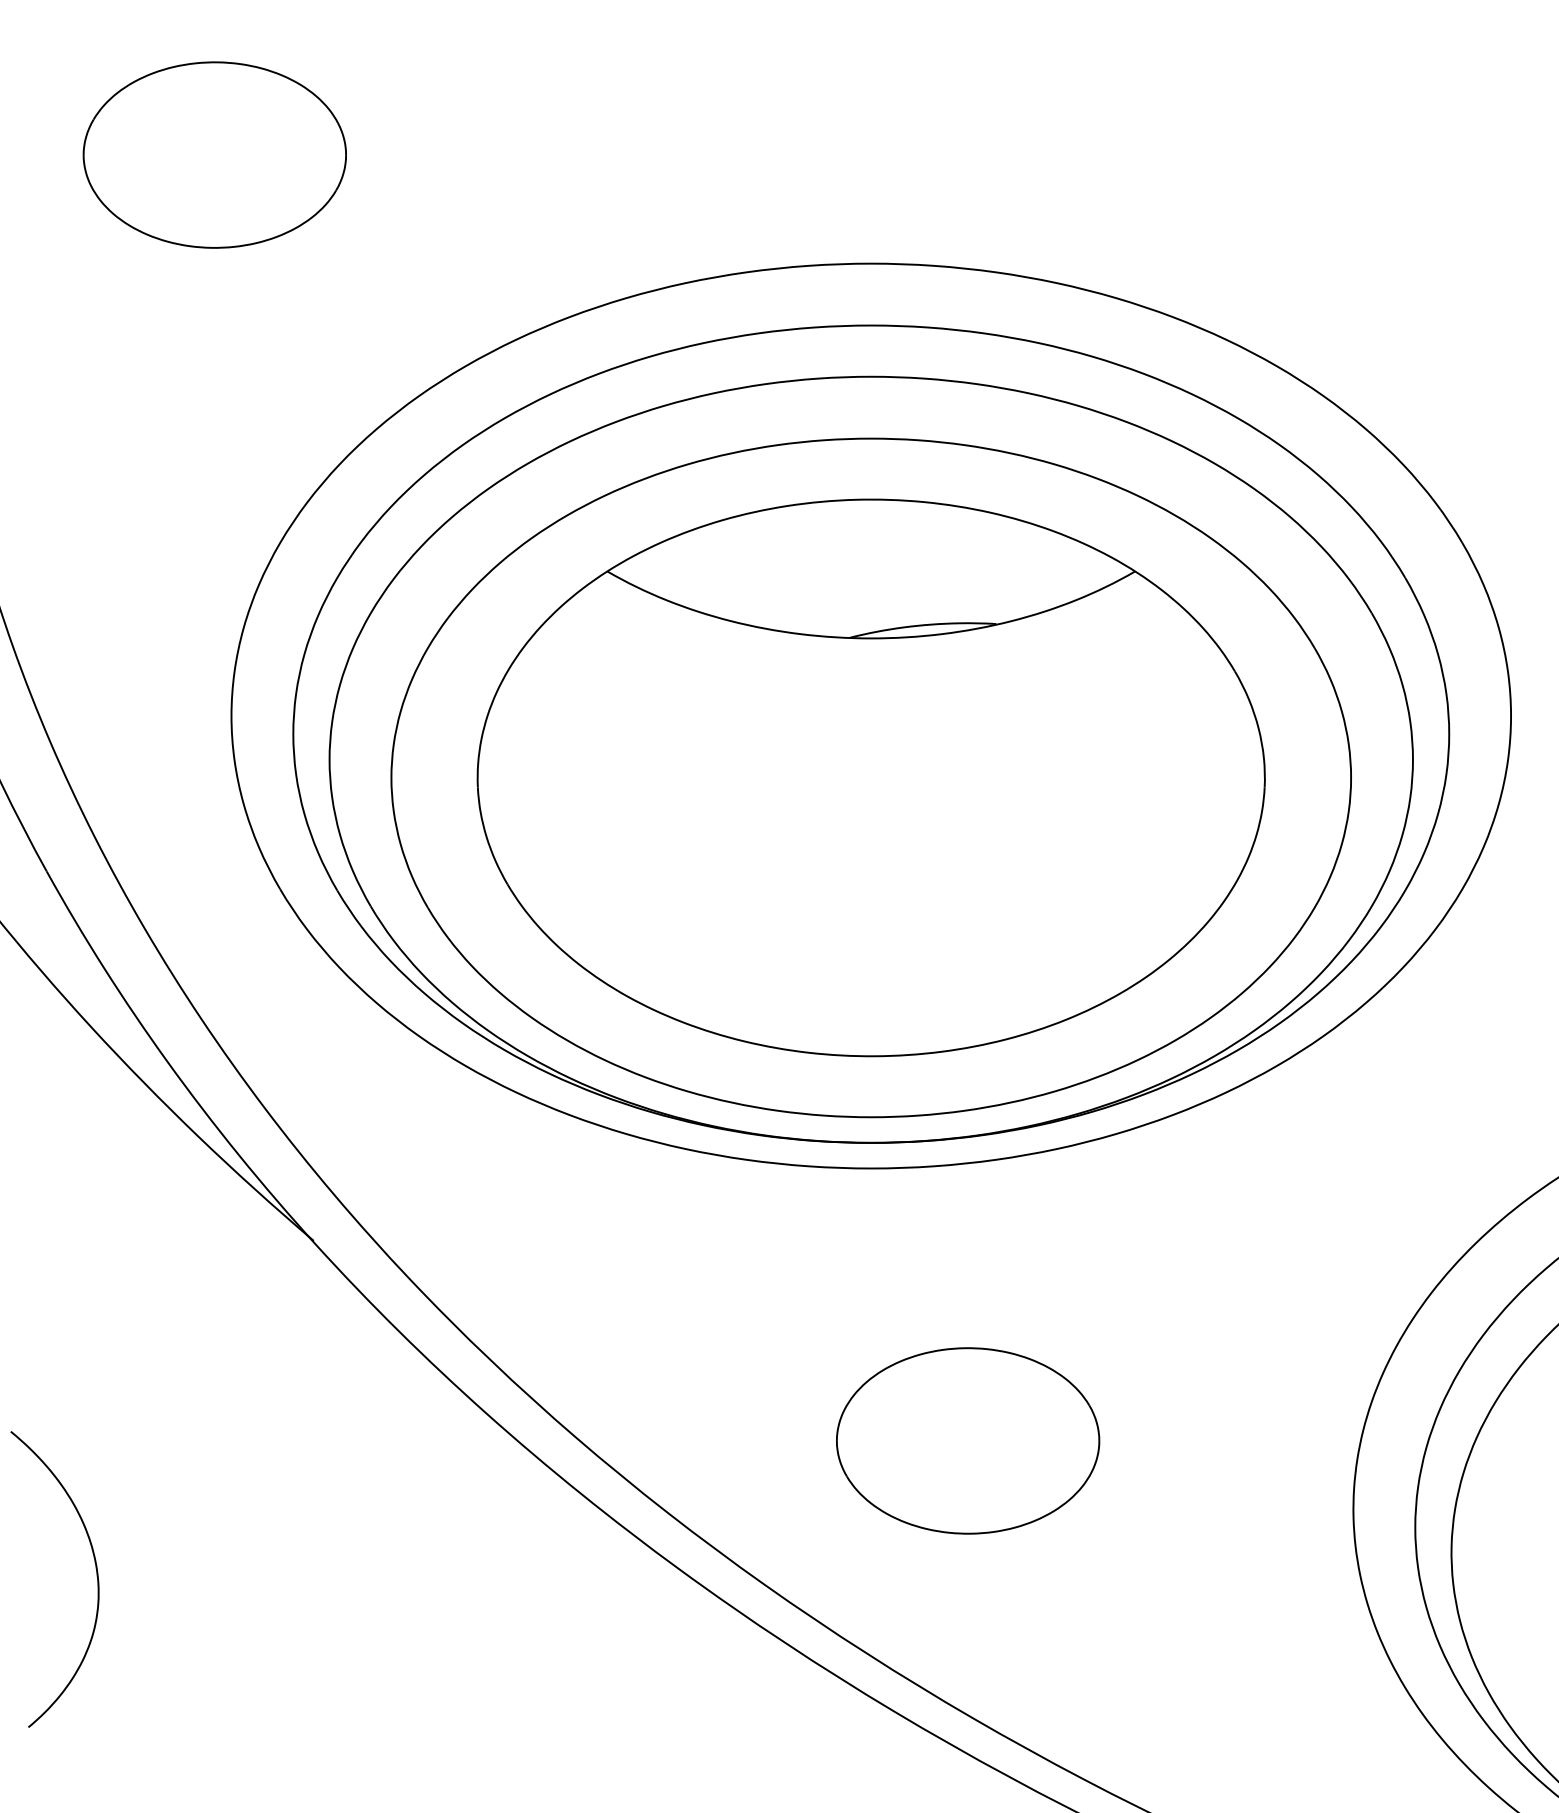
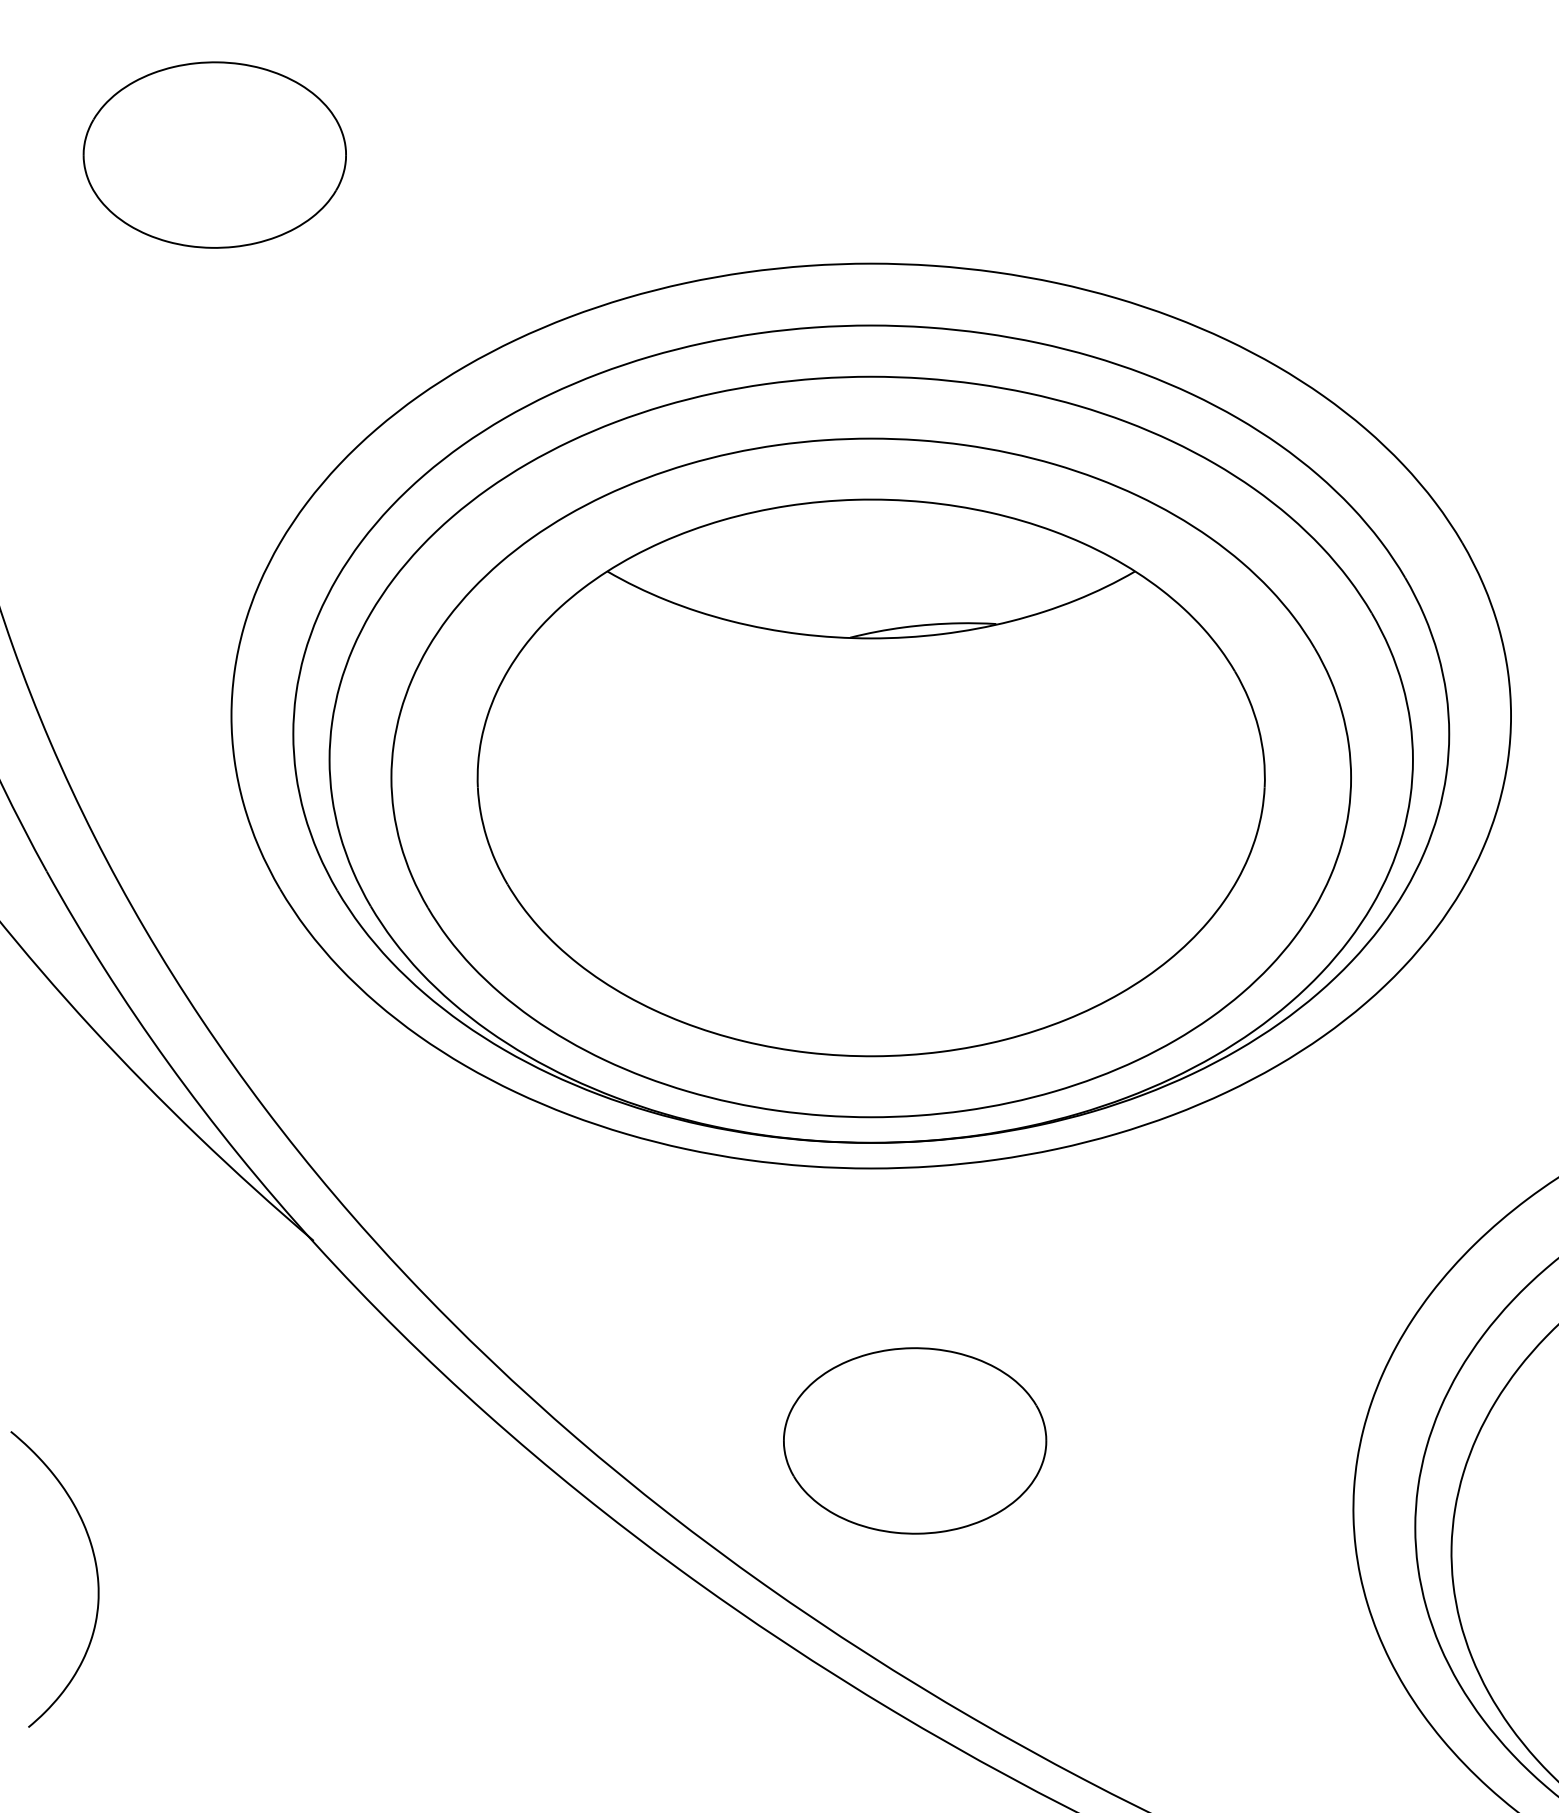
part position: (968, 1440) -> (915, 1440) (915, 1440)
